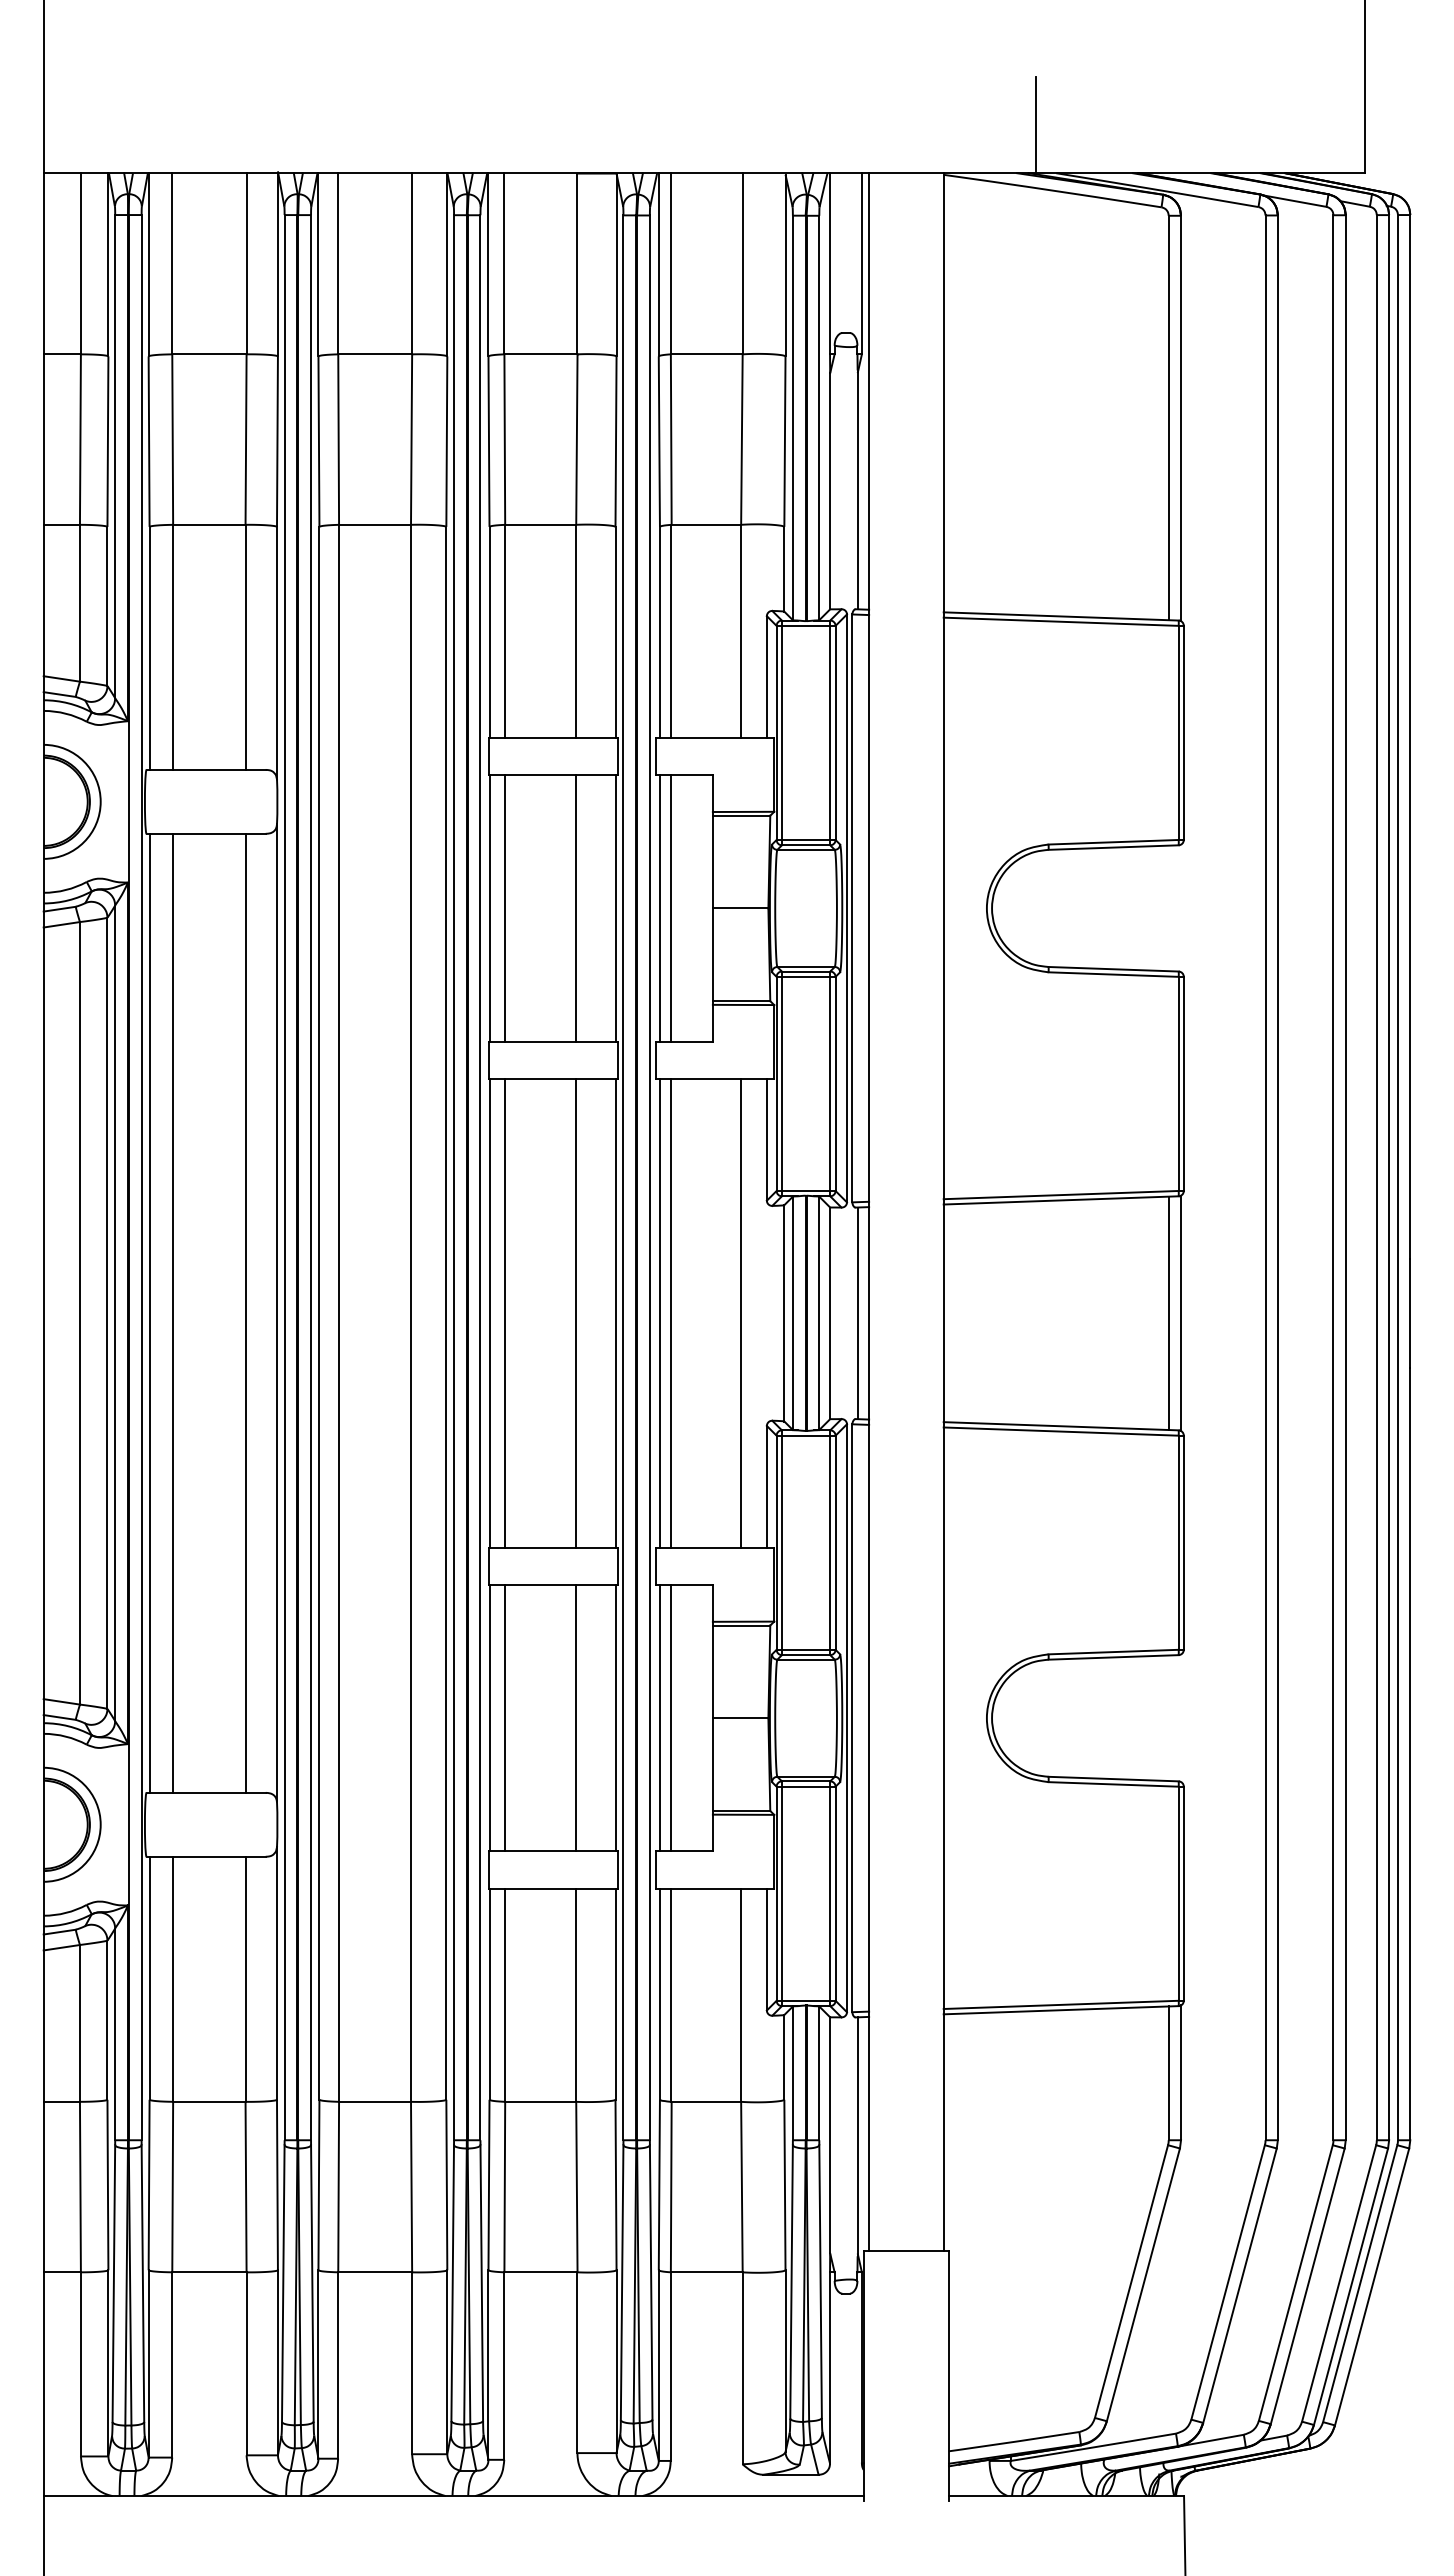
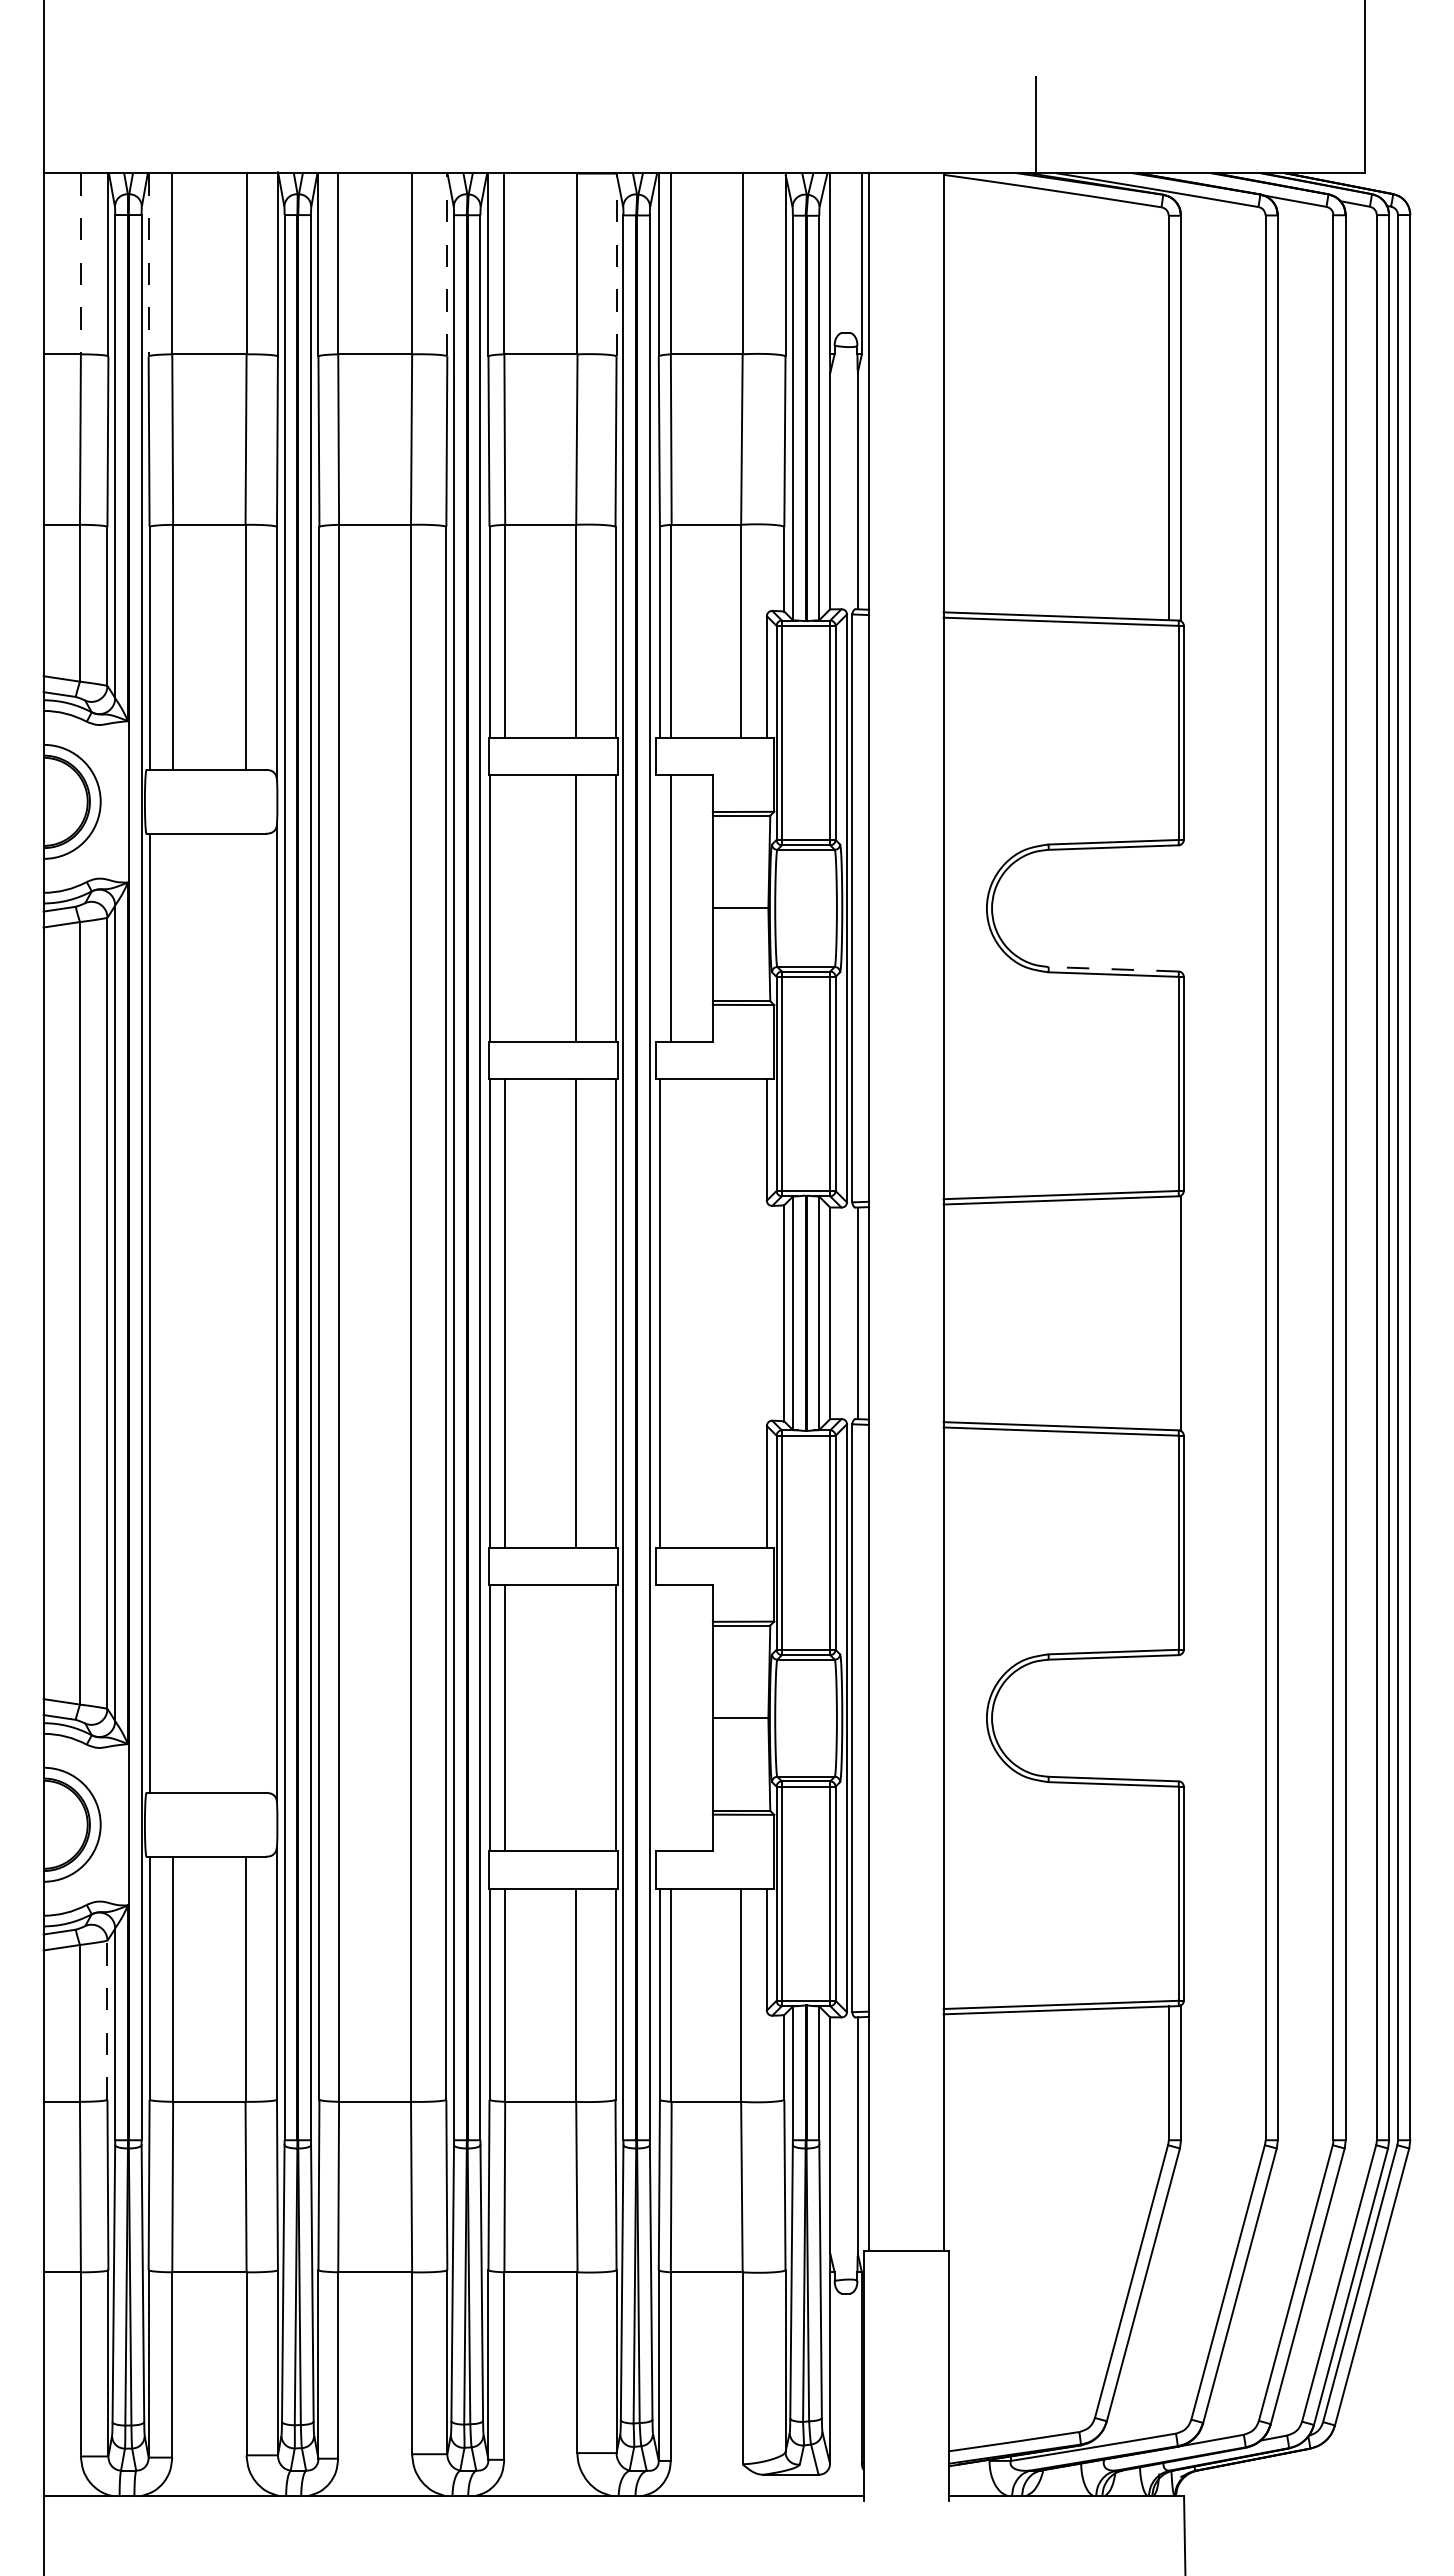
line: solid -> dashed (80, 263)
line: solid -> dashed (148, 264)
line: solid -> dashed (447, 264)
line: solid -> dashed (616, 264)
line: present -> none (505, 908)
line: present -> none (659, 908)
line: solid -> dashed (1113, 969)
line: present -> none (173, 1312)
line: present -> none (245, 1312)
line: present -> none (671, 1312)
line: present -> none (740, 1312)
line: present -> none (1168, 1313)
line: present -> none (576, 1718)
line: present -> none (659, 1718)
line: present -> none (671, 1718)
line: solid -> dashed (107, 2020)
